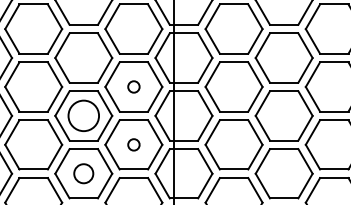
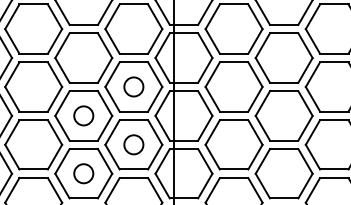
circle size: 14x14 px -> 22x22 px (133, 86)
circle diameter: 31 px -> 19 px (83, 115)
circle size: 14x14 px -> 22x22 px (133, 144)
